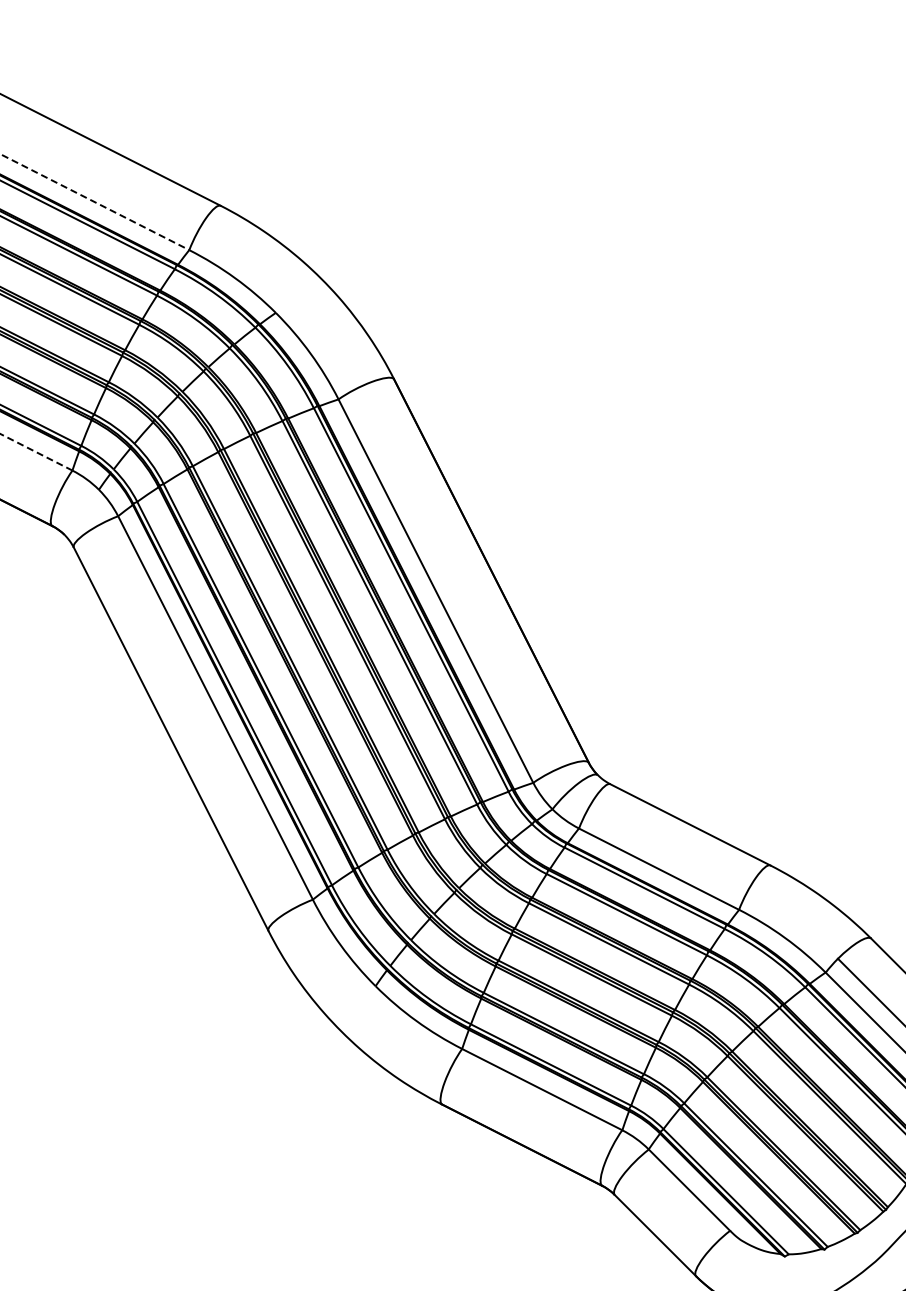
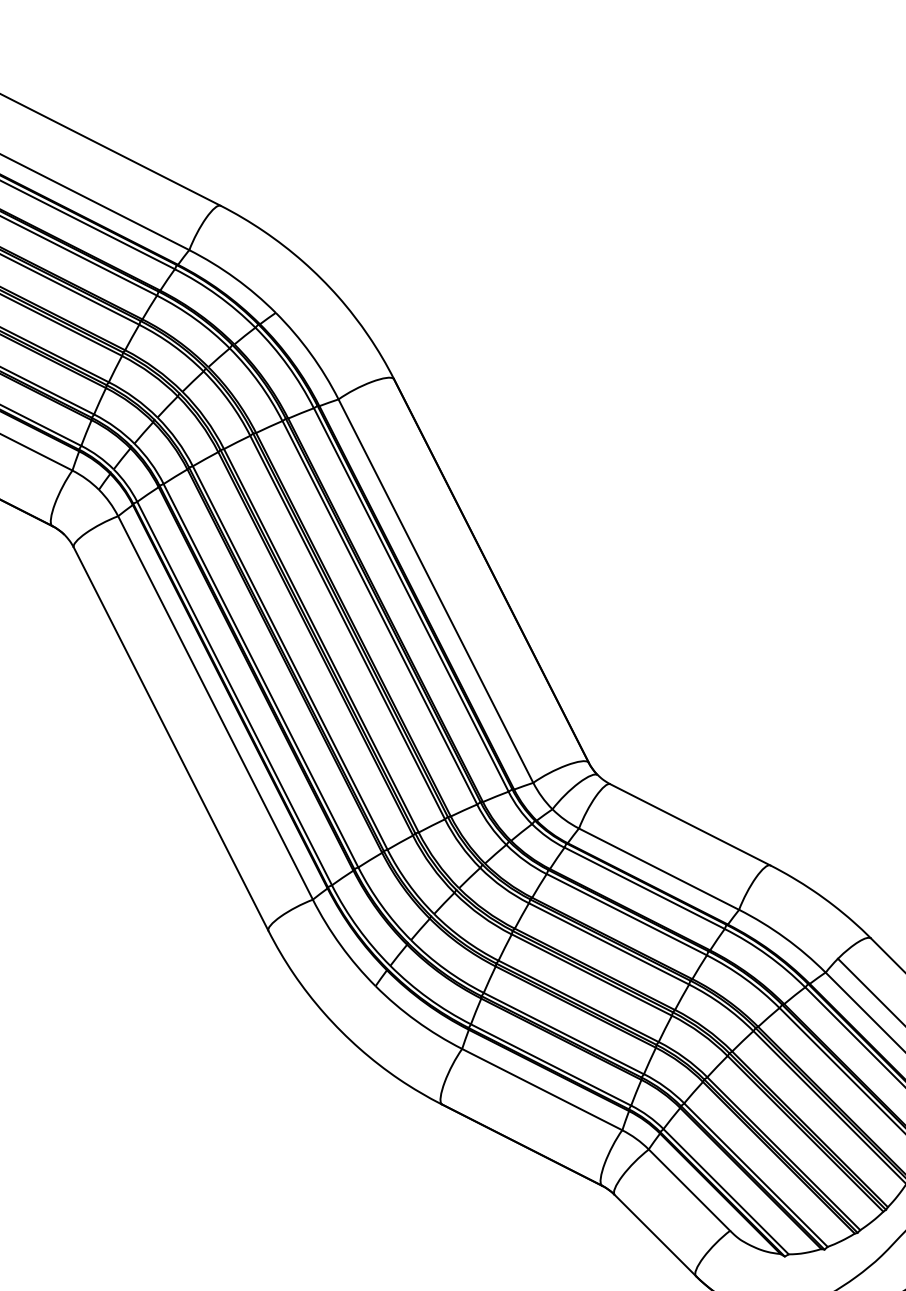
line: dashed -> solid (95, 202)
line: dashed -> solid (36, 452)
